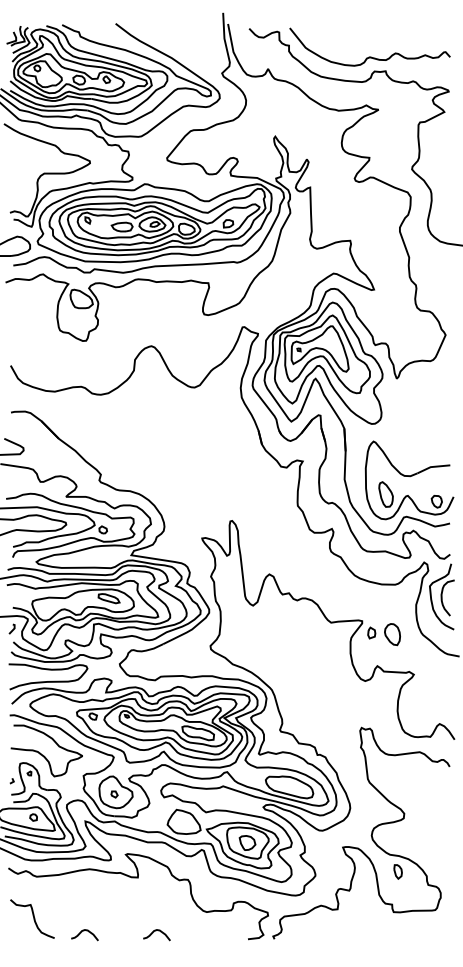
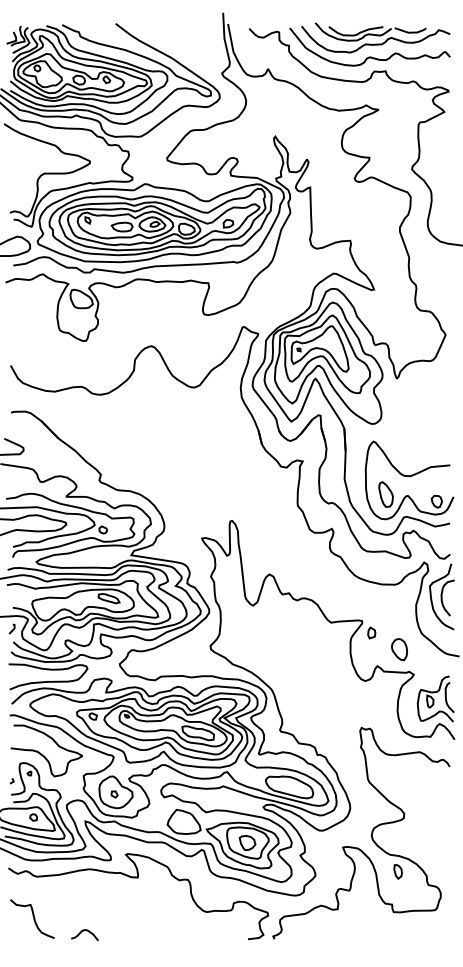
part: none -> present (375, 37)
part position: (392, 634) -> (399, 649) (399, 649)
part: none -> present (435, 698)
curve: present -> none (153, 933)
